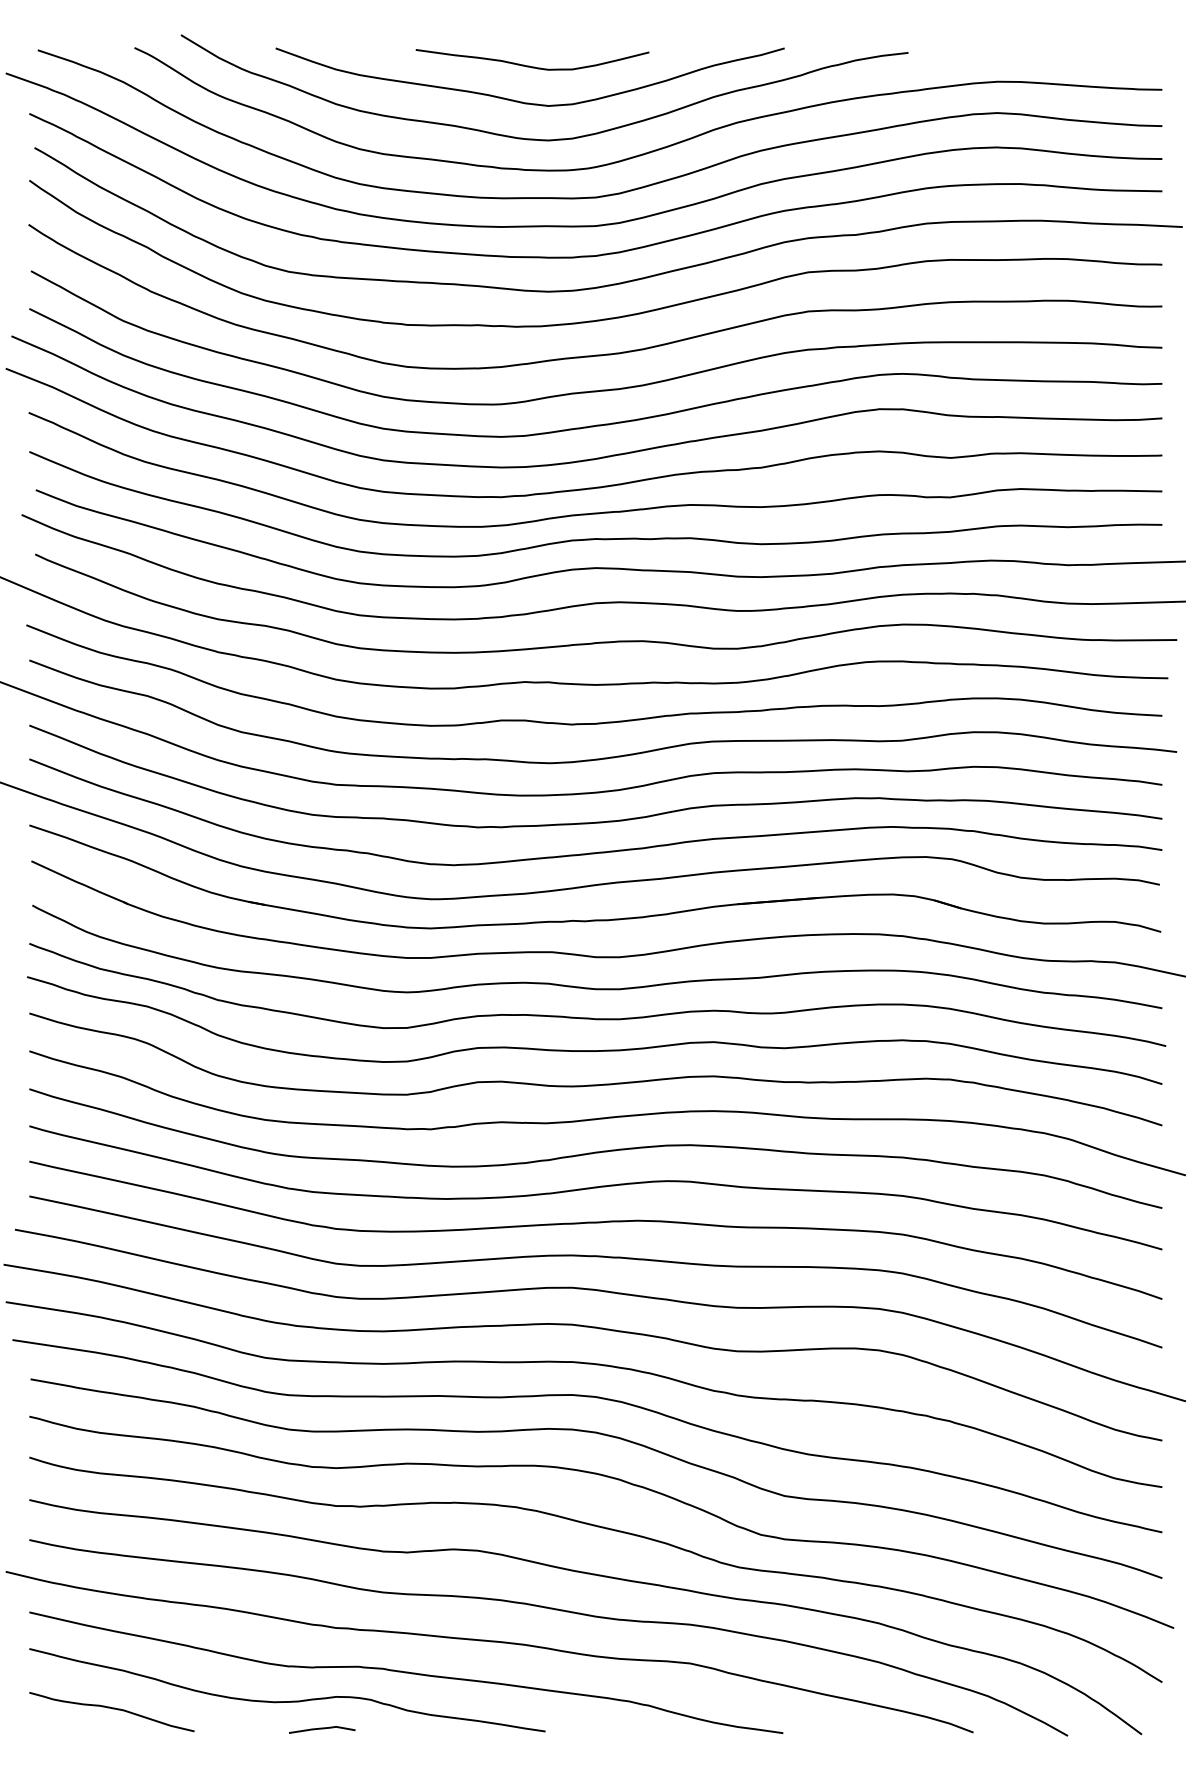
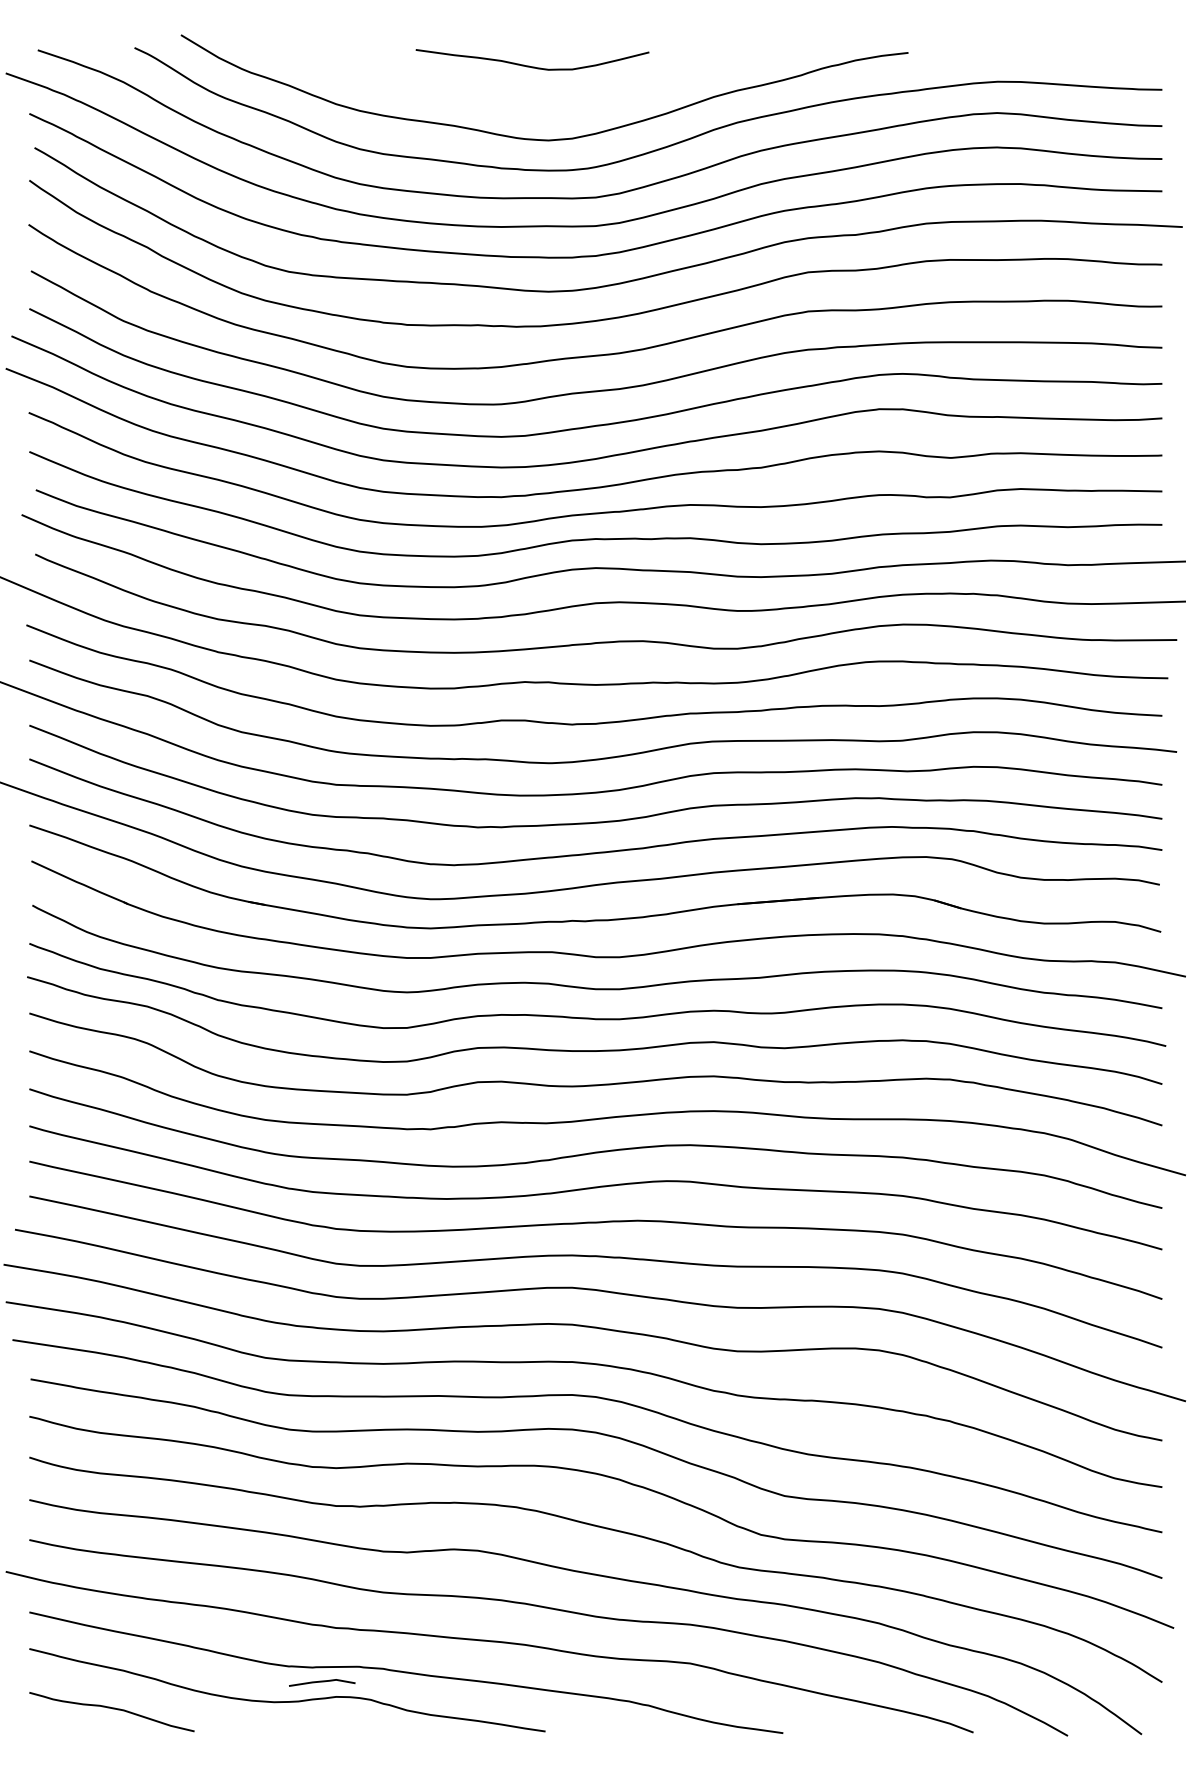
curve: present -> none (522, 101)
line position: (322, 1729) -> (322, 1682) (322, 1682)
